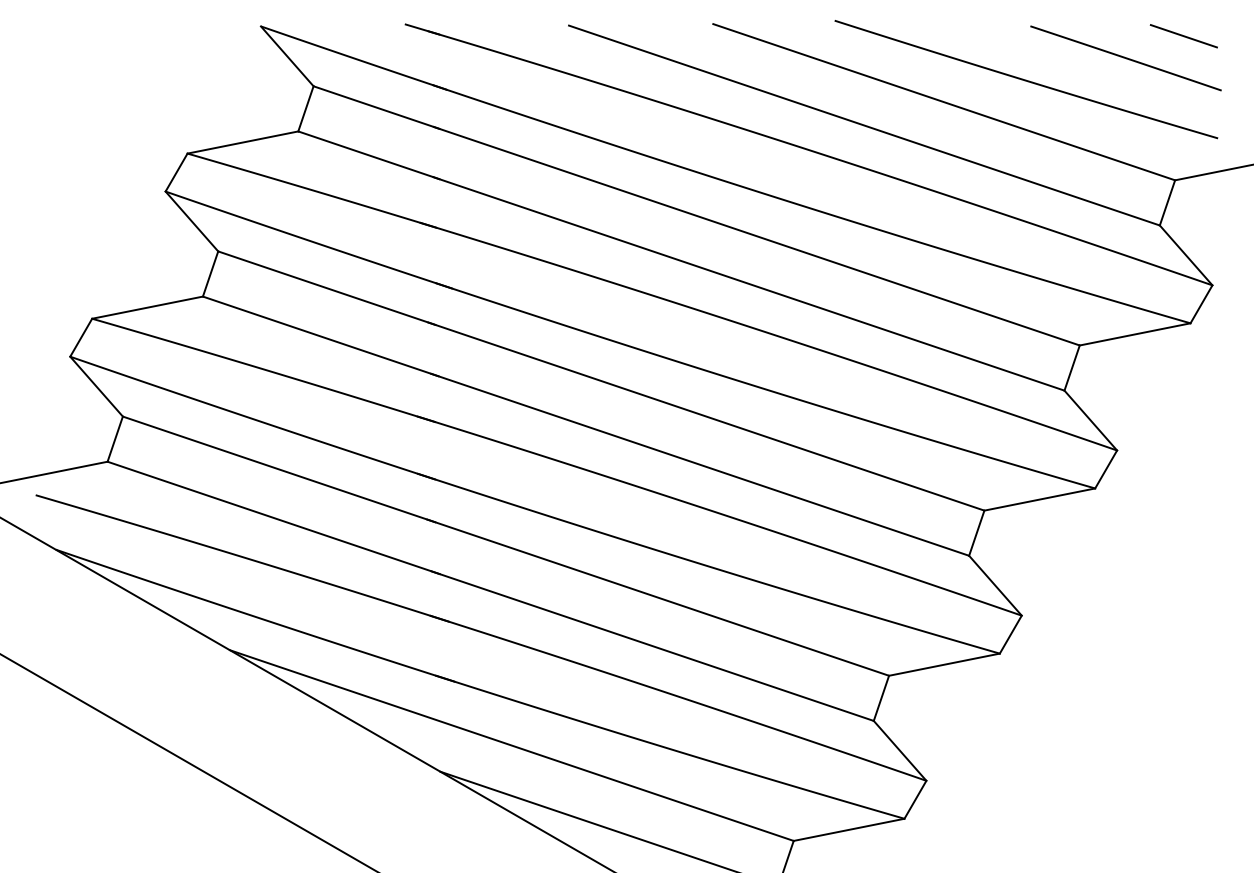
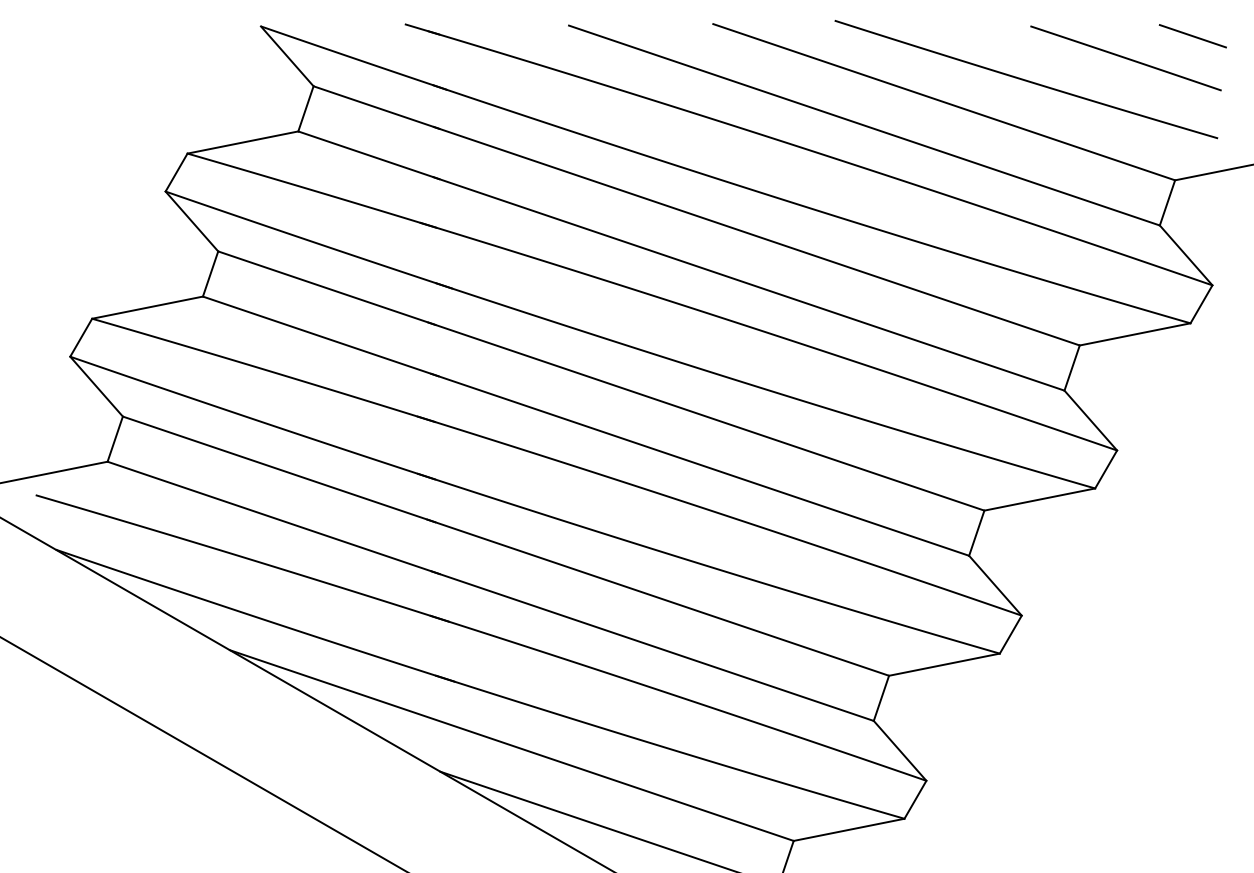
line position: (1183, 36) -> (1192, 36) (1192, 36)
line position: (188, 762) -> (202, 753) (202, 753)
